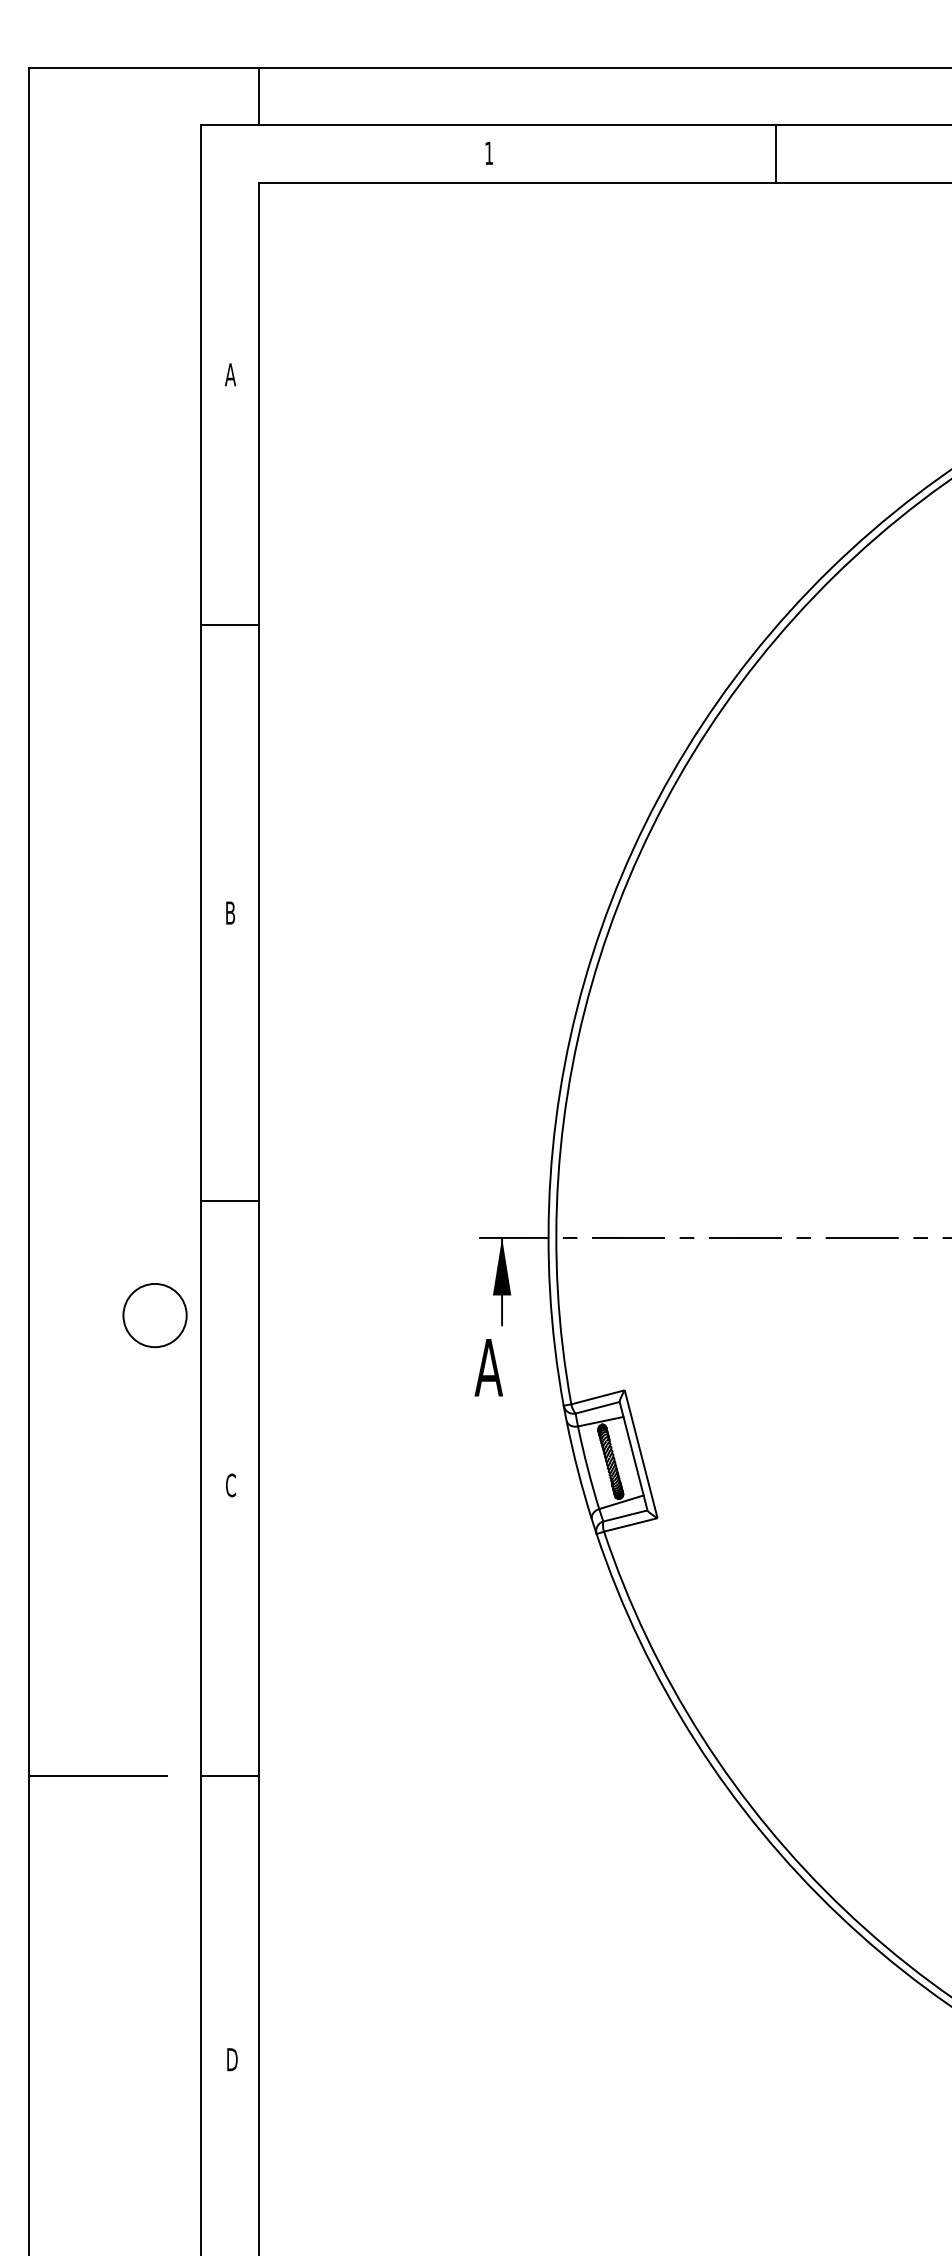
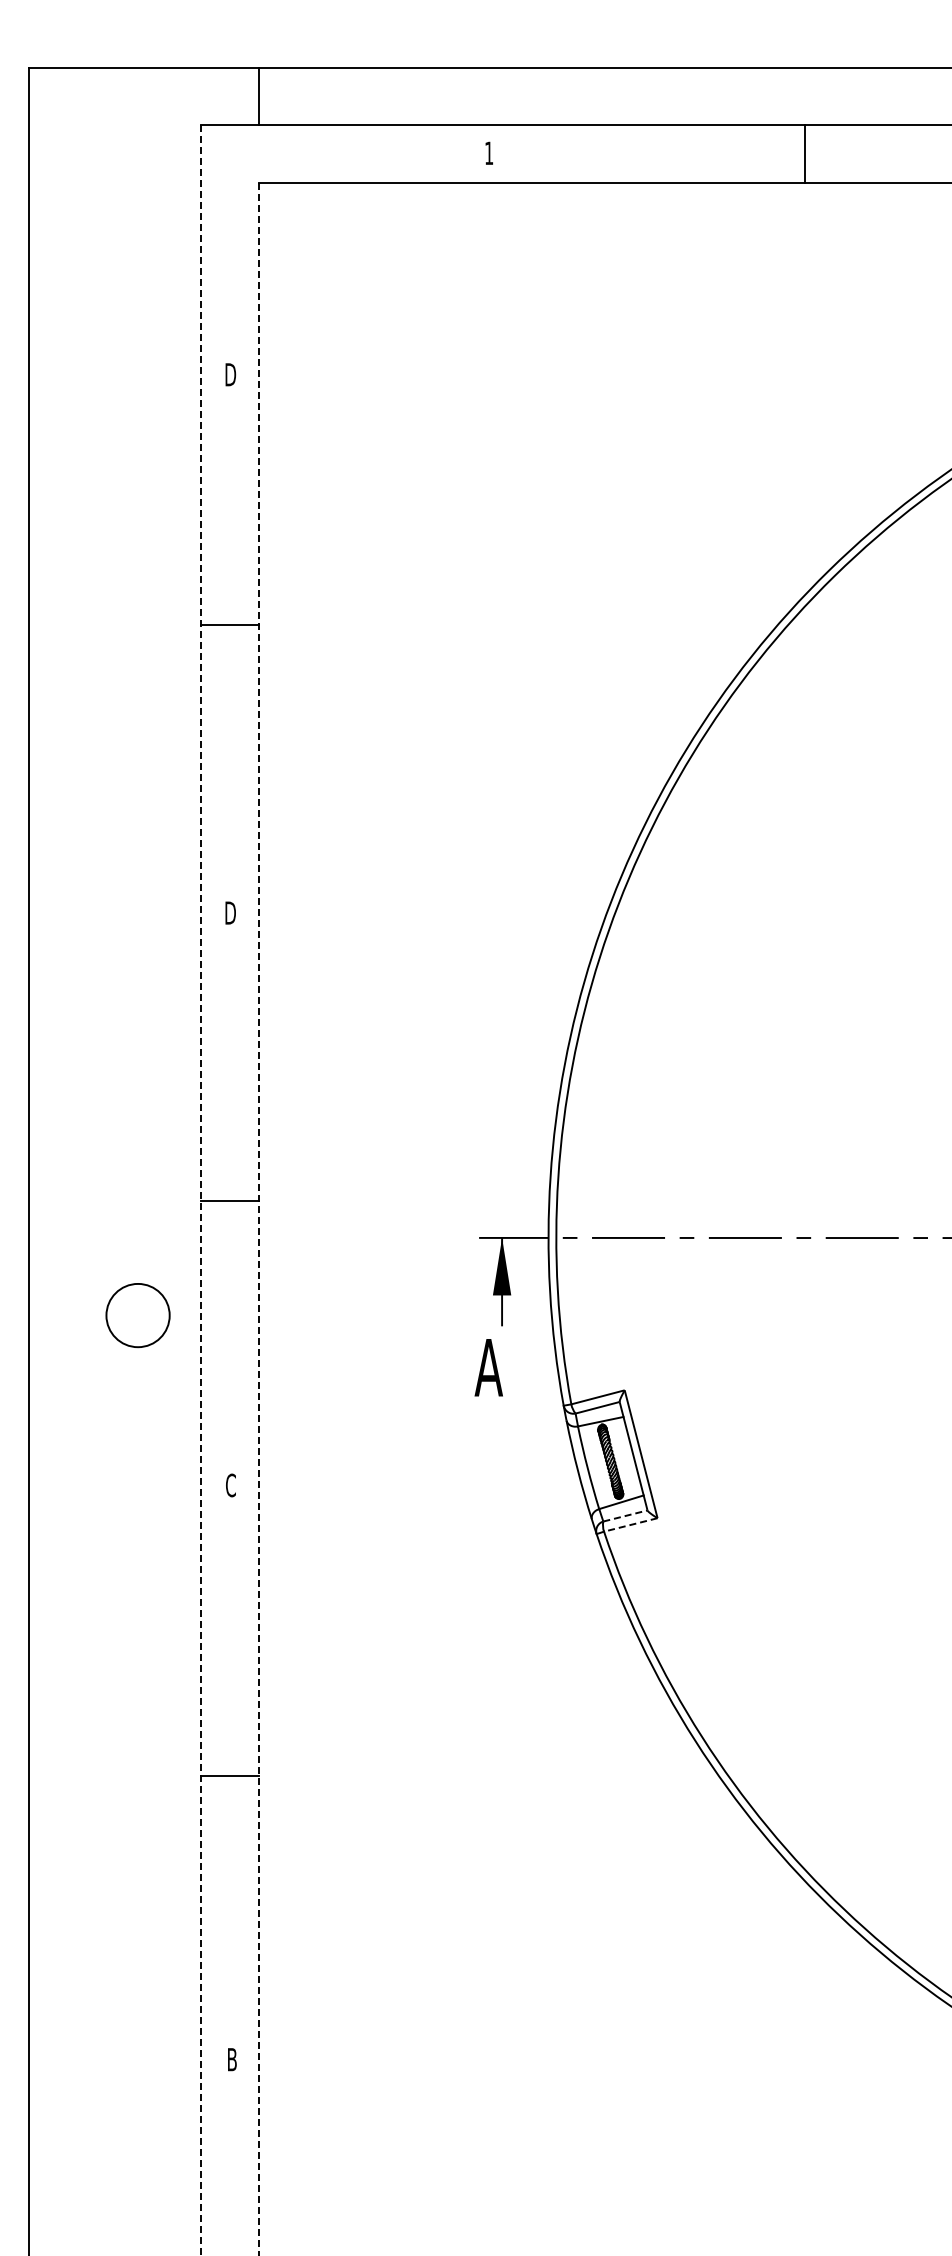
line position: (776, 153) -> (805, 153) (805, 153)
text: A -> D (230, 374)
text: B -> D (230, 912)
line: solid -> dashed (201, 1190)
line: solid -> dashed (258, 1219)
circle position: (154, 1315) -> (137, 1315) (137, 1315)
line: solid -> dashed (625, 1516)
line: solid -> dashed (630, 1524)
line: present -> none (97, 1775)
text: D -> B (232, 2059)
